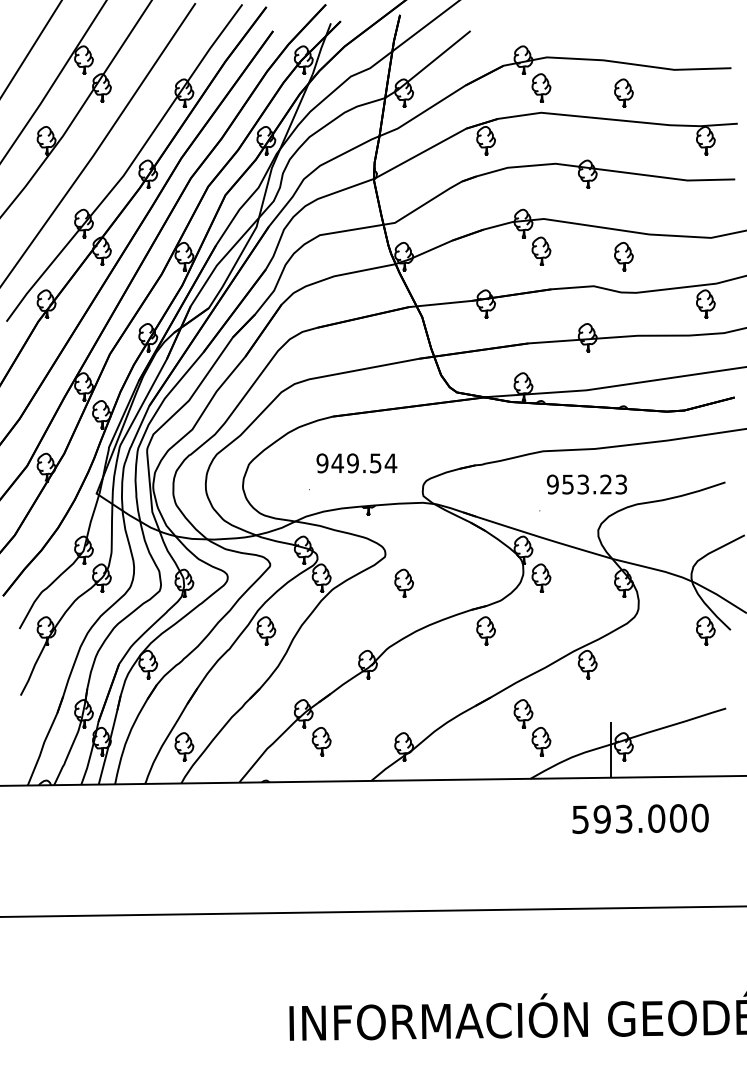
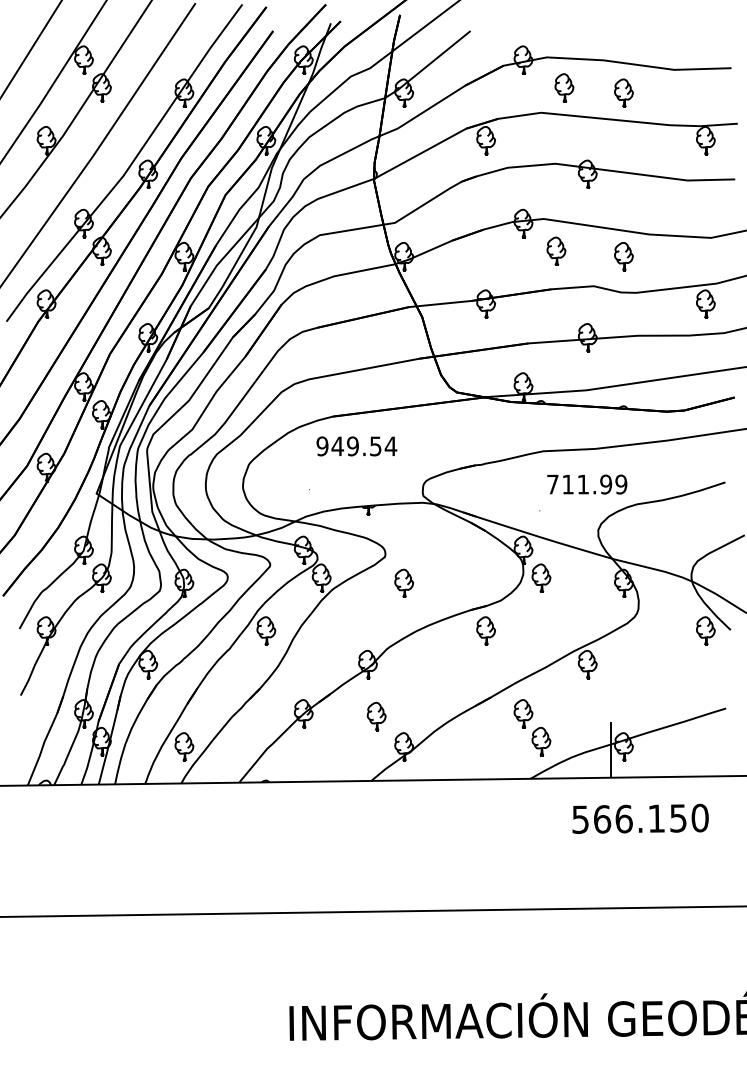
part position: (541, 87) -> (564, 87) (564, 87)
part position: (541, 250) -> (556, 250) (556, 250)
text position: (356, 463) -> (356, 446) (356, 446)
text: 953.23 -> 711.99 (586, 484)
part position: (321, 741) -> (376, 716) (376, 716)
text: 593.000 -> 566.150 (640, 818)
